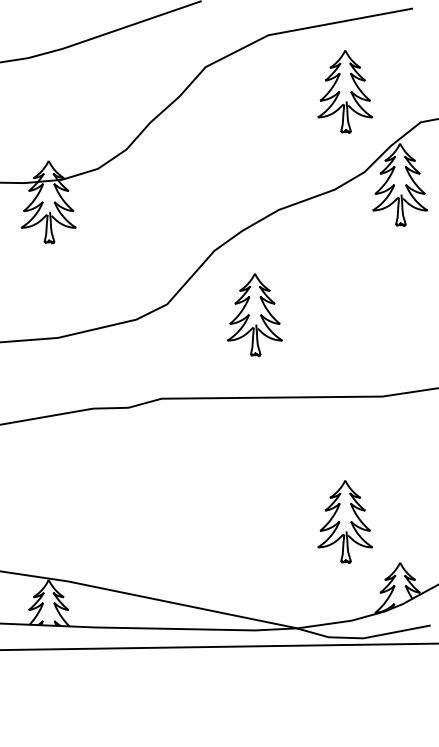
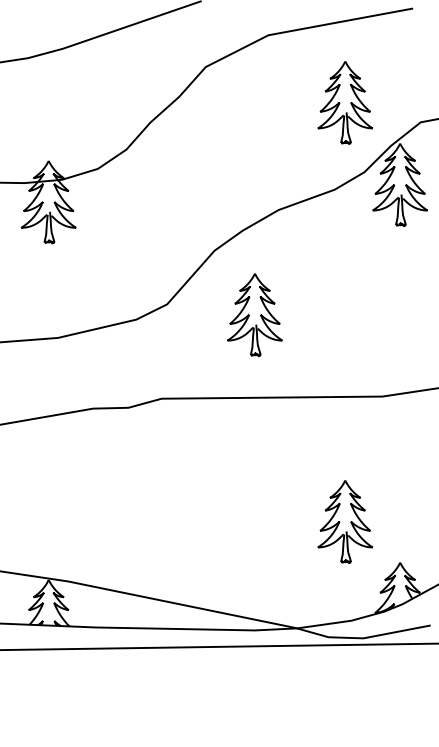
part position: (344, 91) -> (344, 102) (344, 102)
